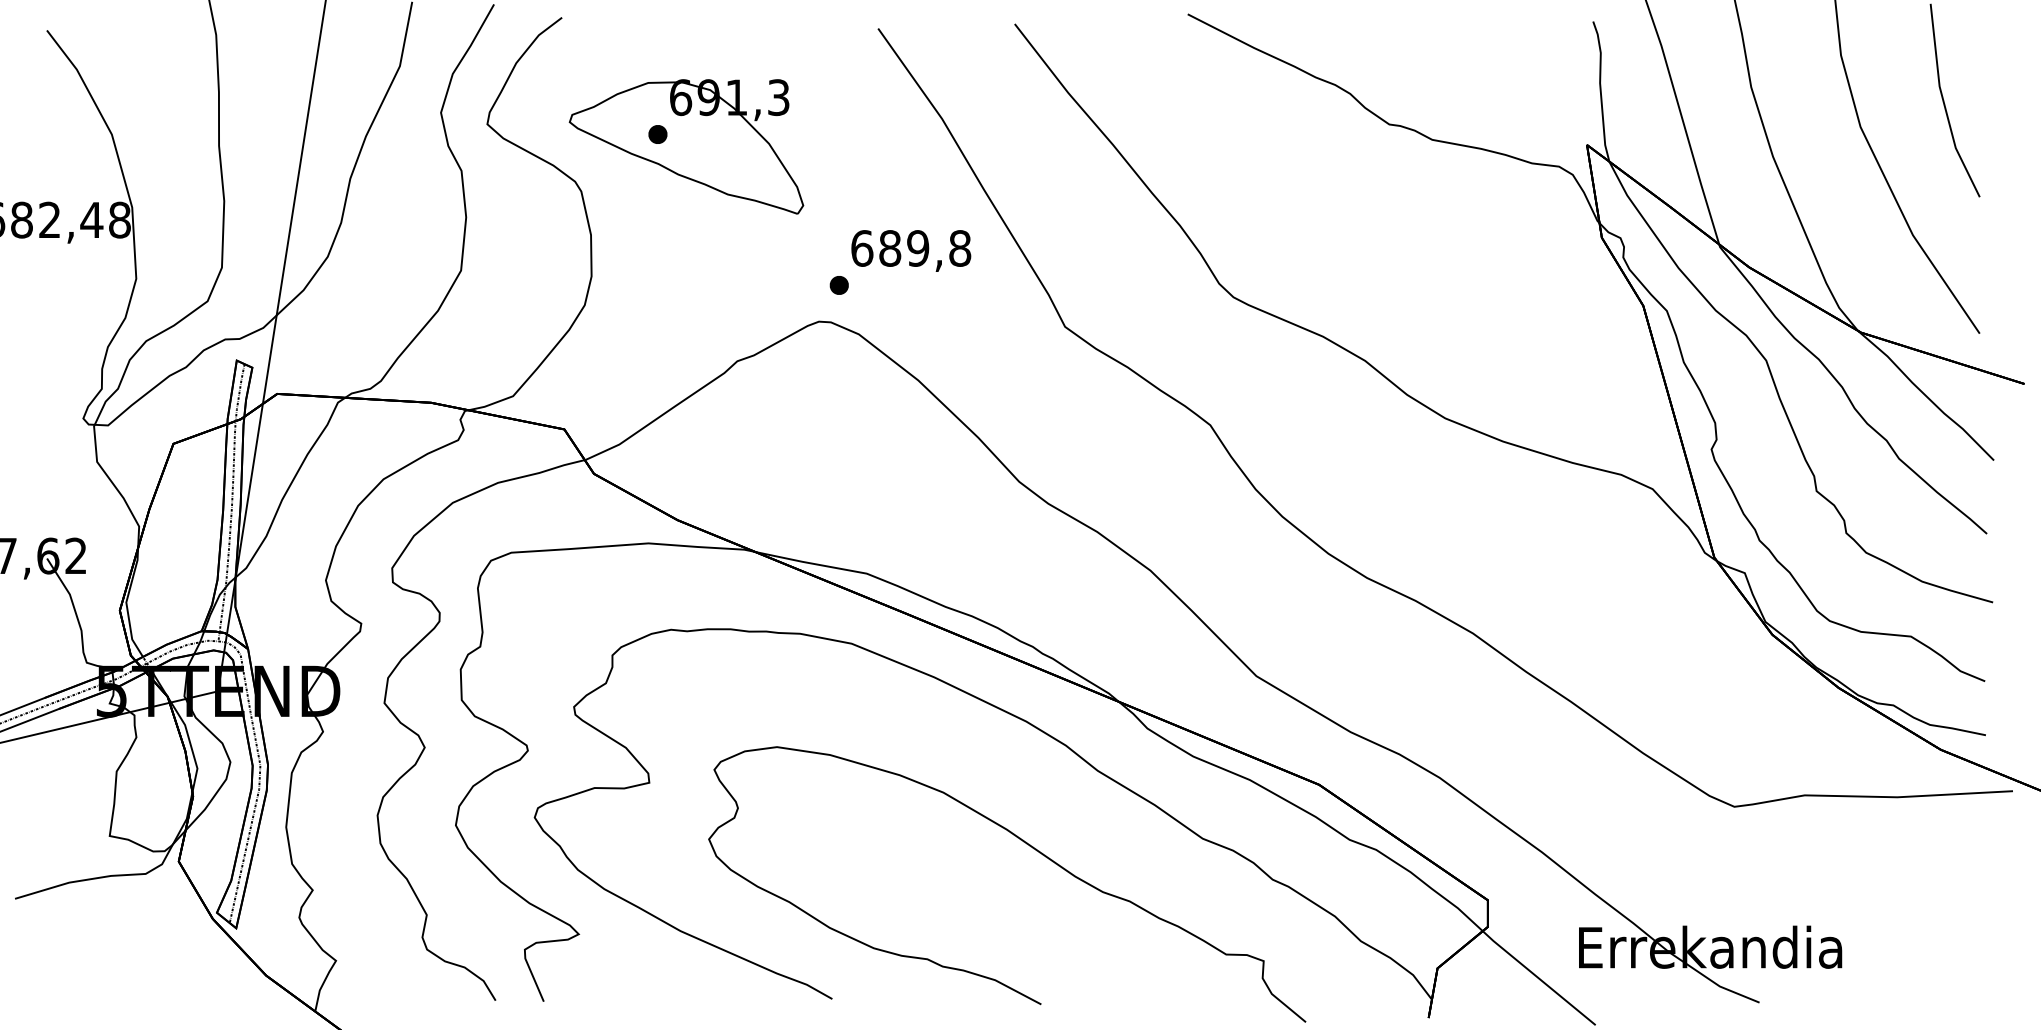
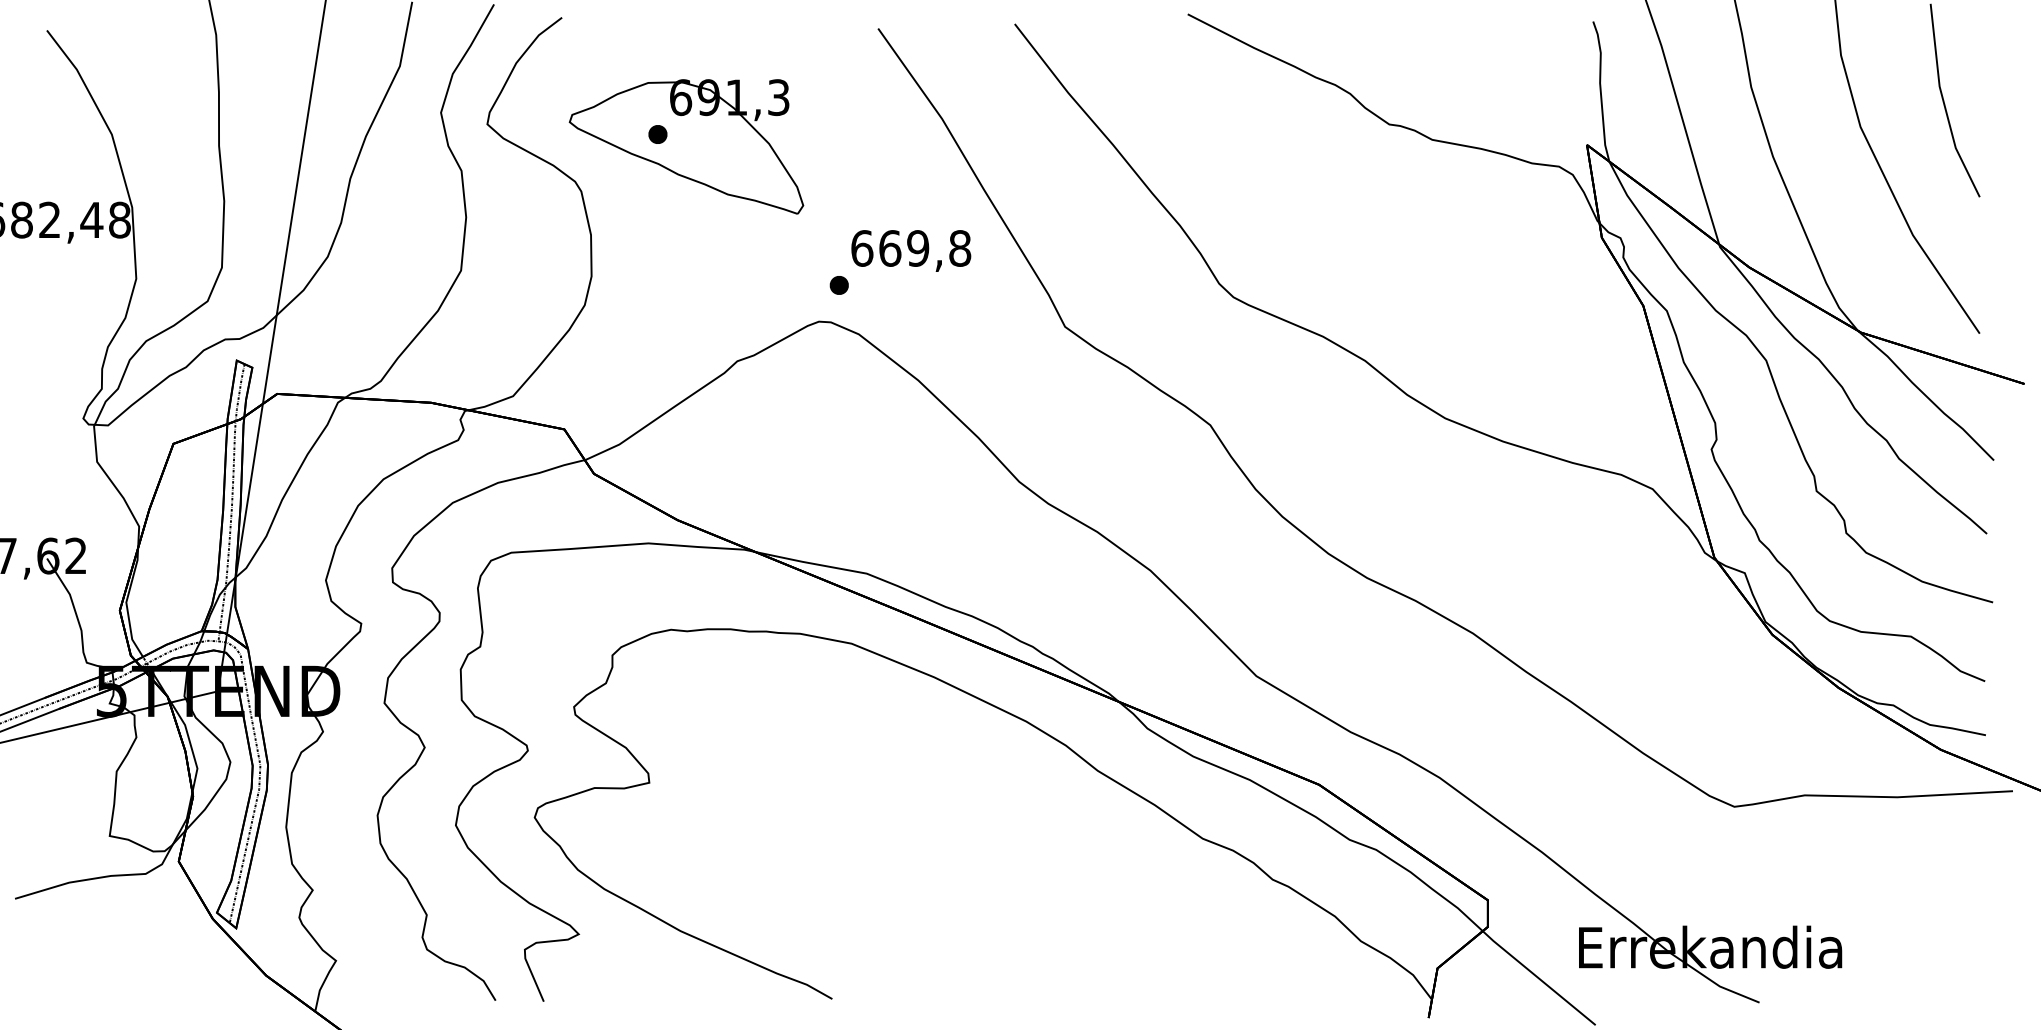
text: 689,8 -> 669,8 (890, 248)
curve: present -> none (1033, 849)
